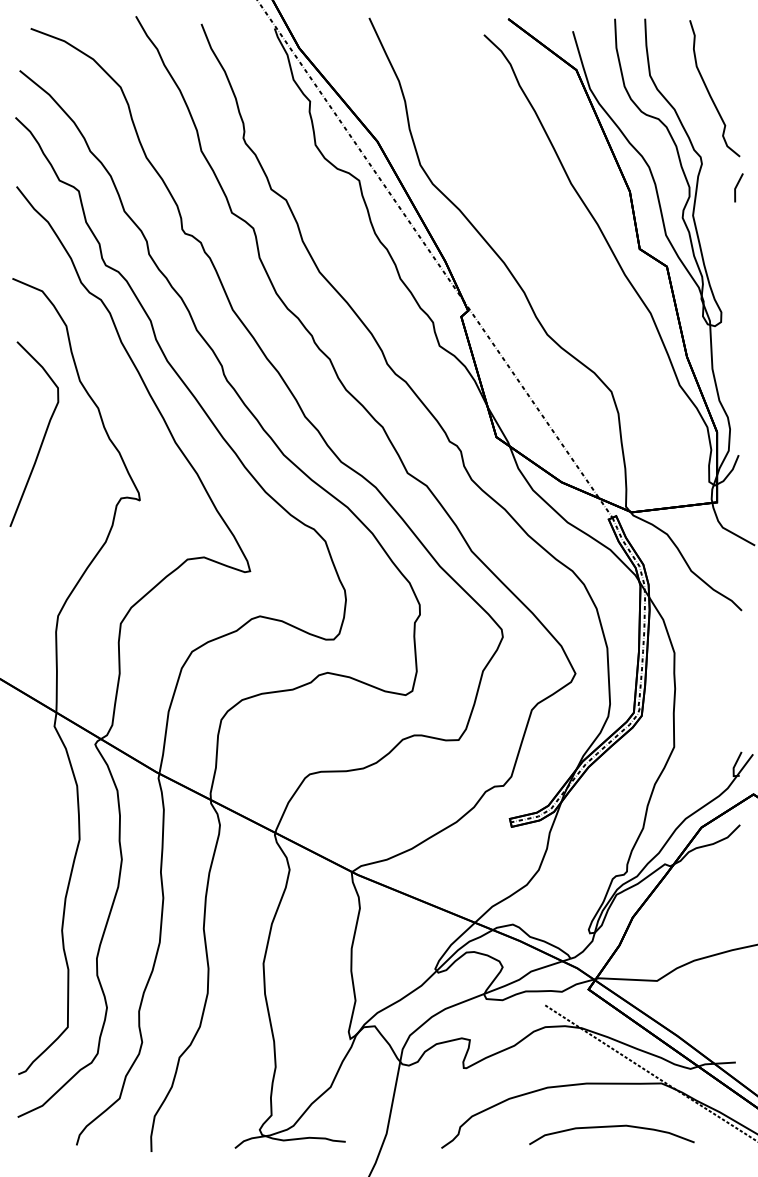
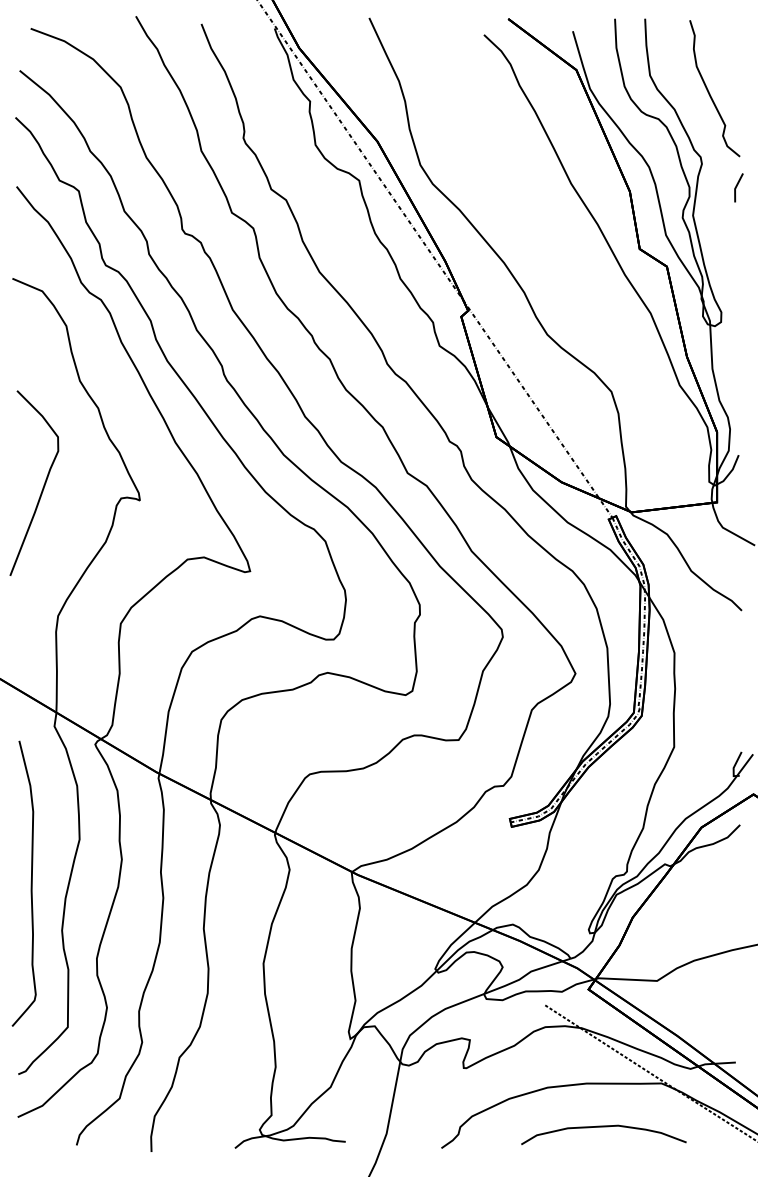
curve position: (43, 435) -> (43, 484) (43, 484)
curve: none -> present (30, 883)
curve position: (611, 1127) -> (603, 1127) (603, 1127)
